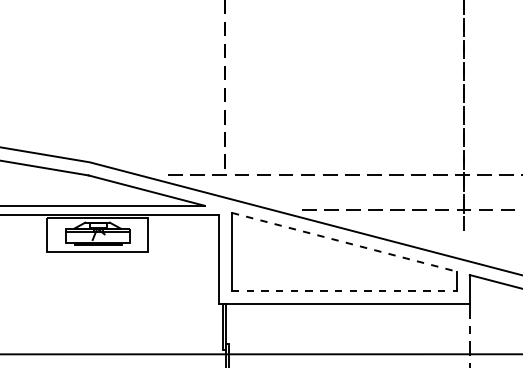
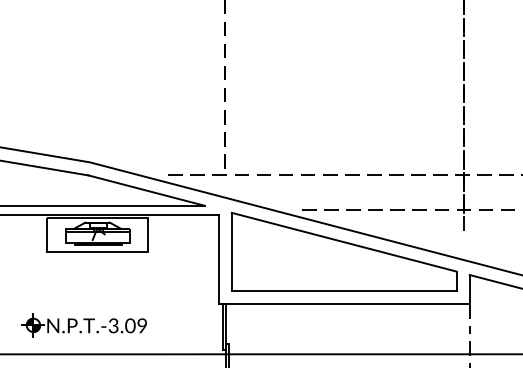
line: dashed -> solid (344, 242)
line: dashed -> solid (344, 290)
part: none -> present (83, 325)
